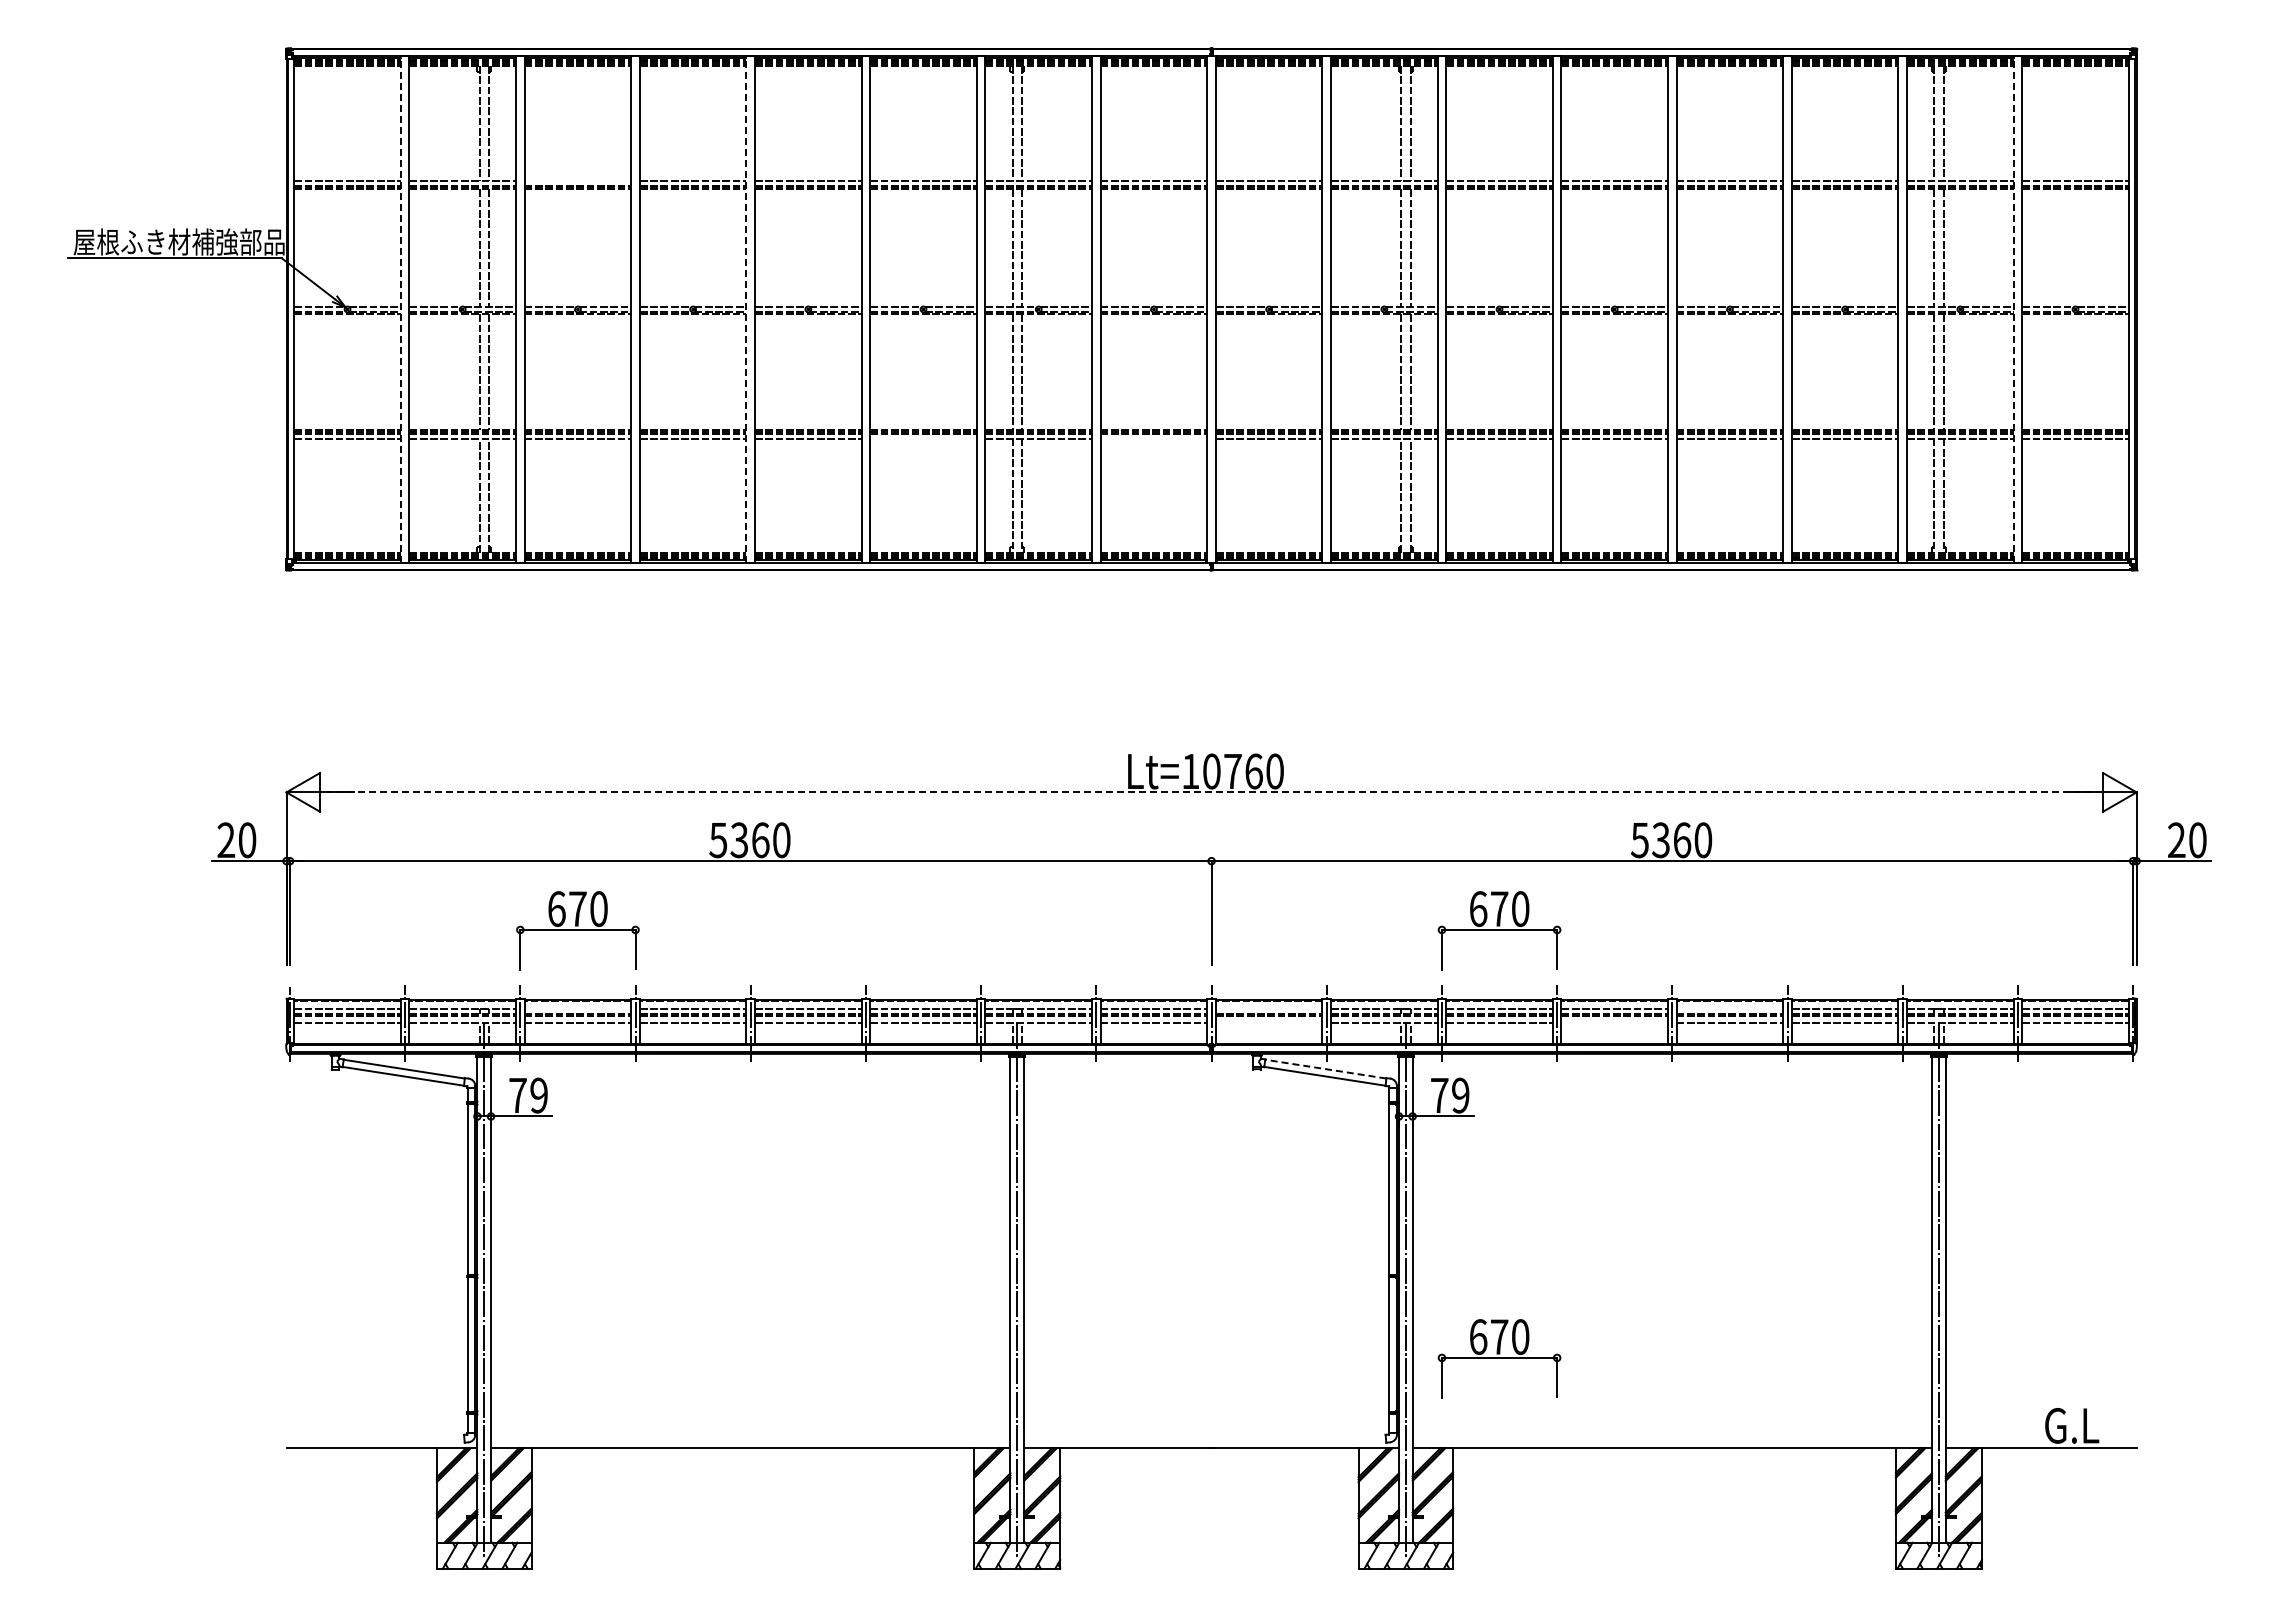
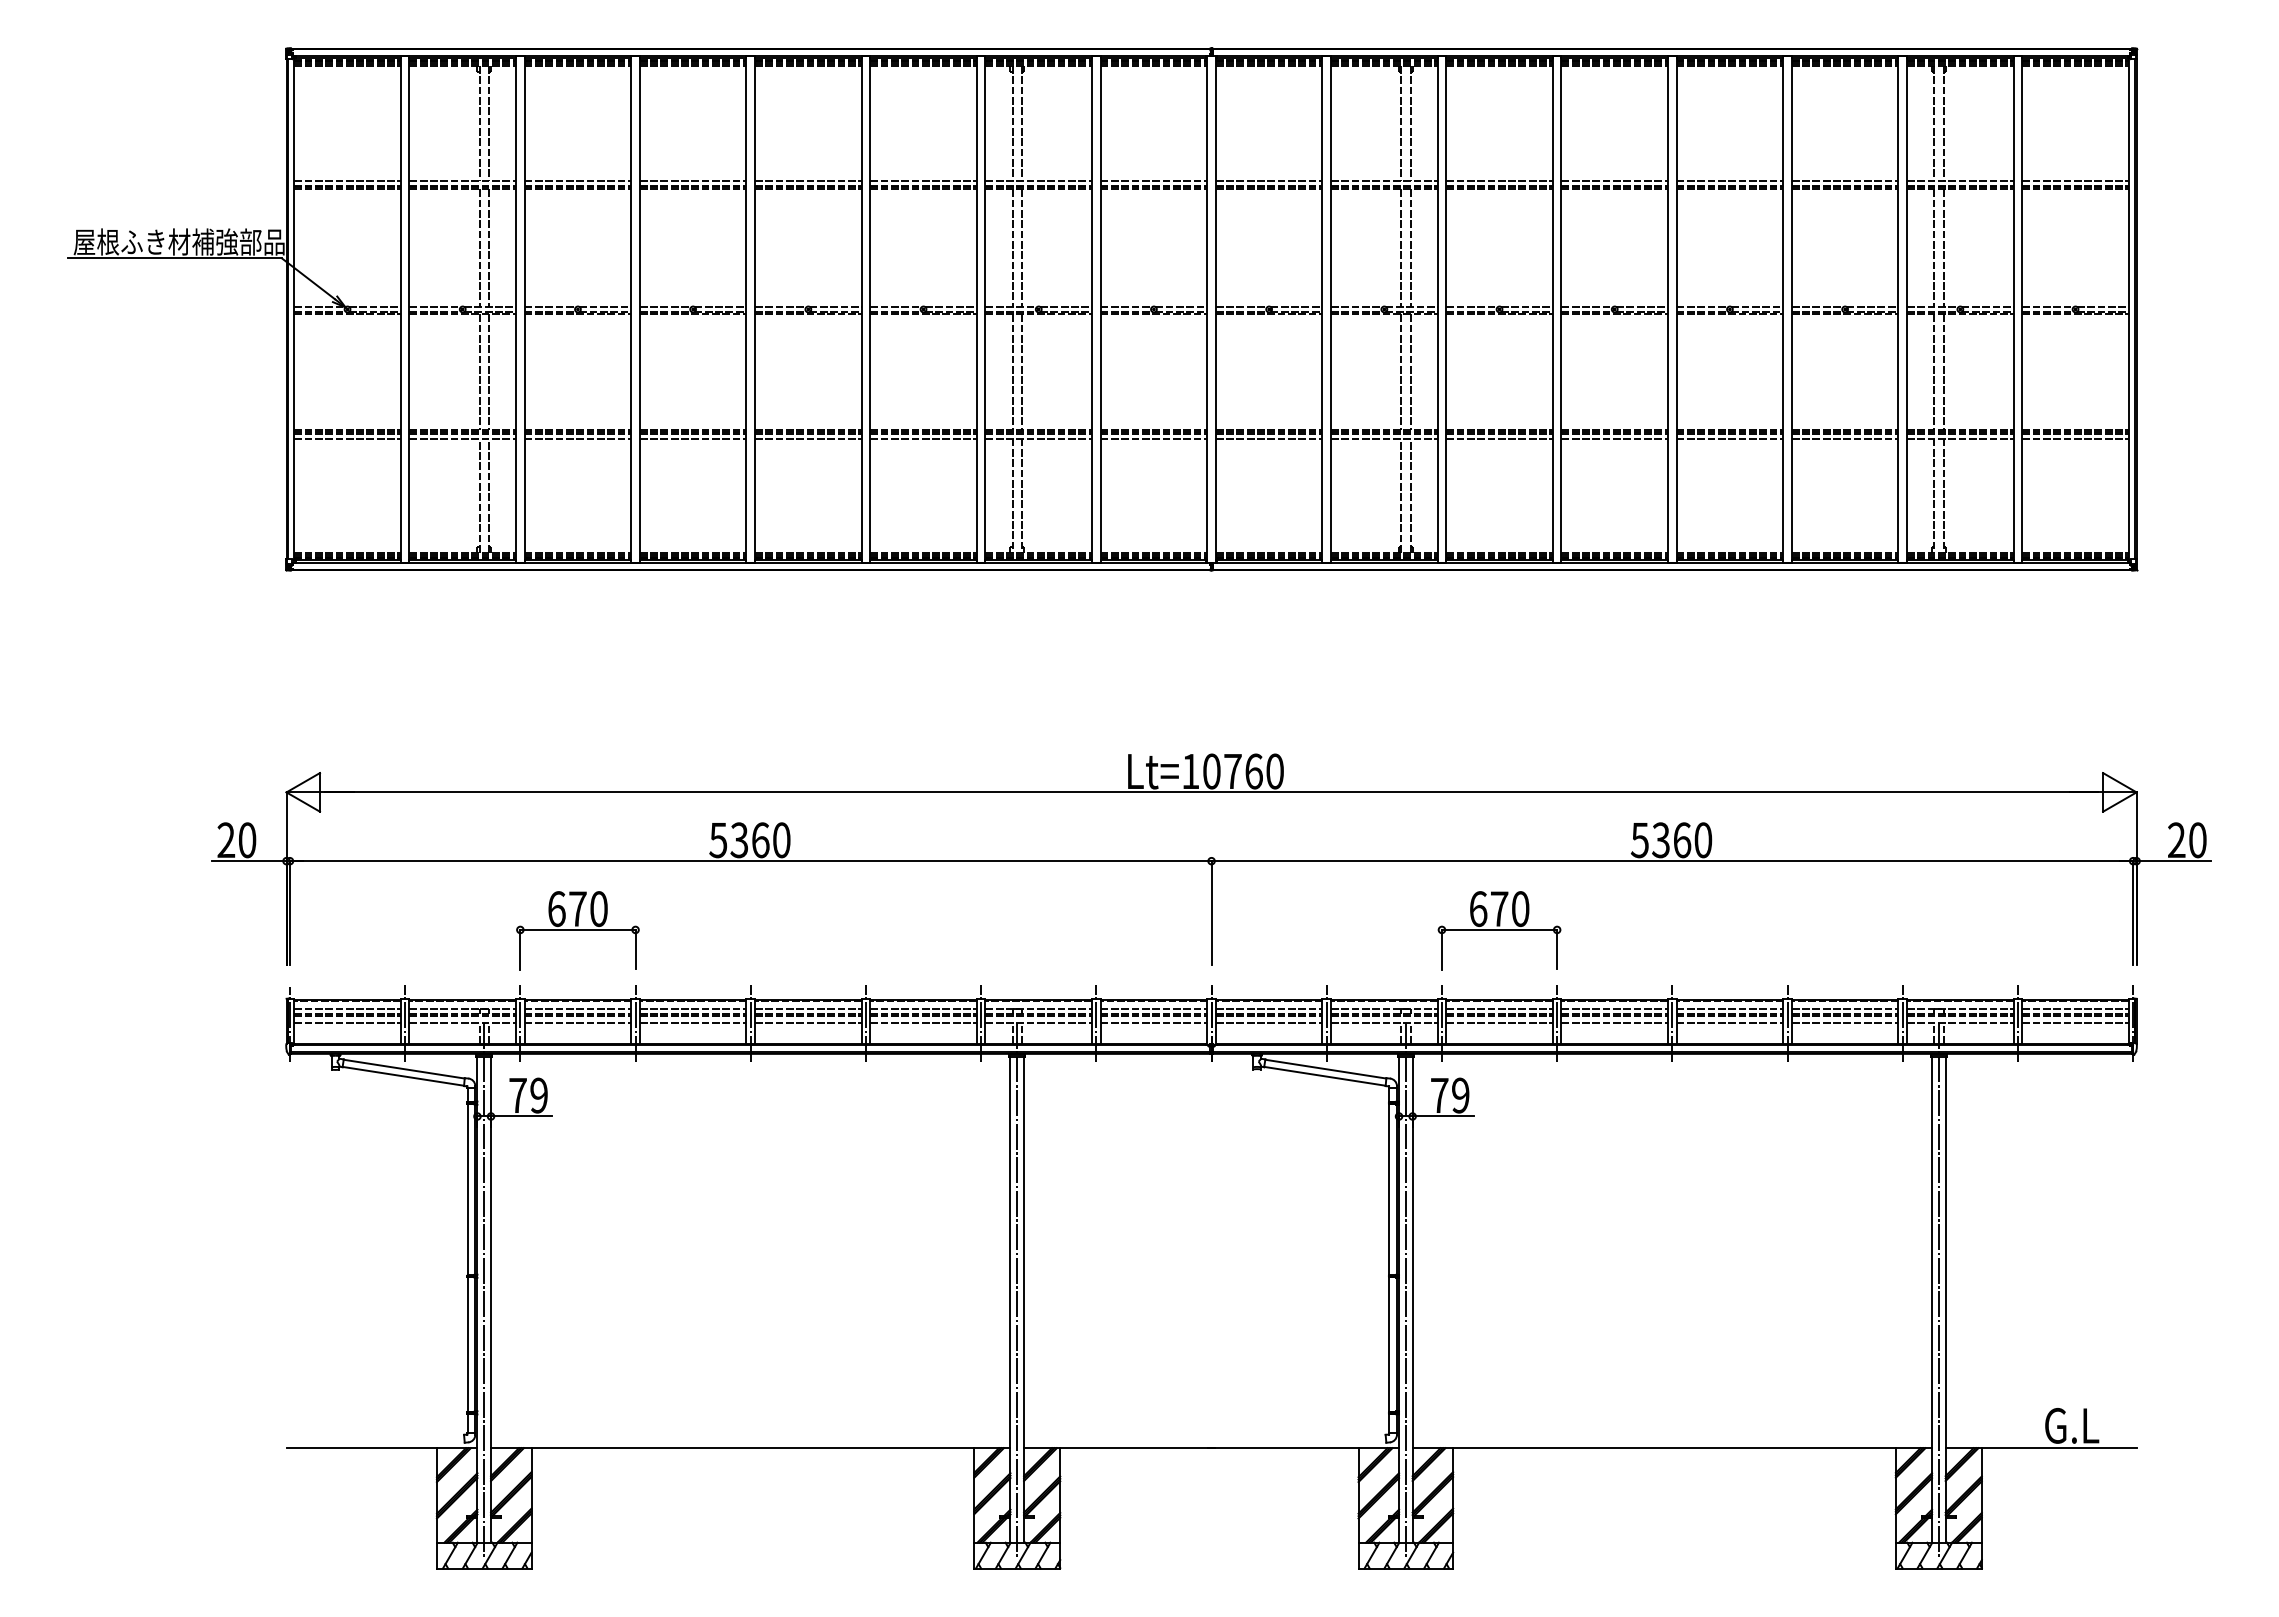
line: none -> present (577, 180)
line: dashed -> solid (400, 308)
line: dashed -> solid (746, 308)
line: dashed -> solid (2013, 308)
line: none -> present (923, 438)
line: none -> present (1153, 438)
line: dashed -> solid (1212, 792)
line: none -> present (577, 1008)
line: none -> present (1268, 1008)
line: none -> present (1729, 1008)
line: none -> present (1268, 1023)
line: none -> present (1614, 1023)
line: dashed -> solid (1325, 1069)
part: present -> none (1499, 1358)
